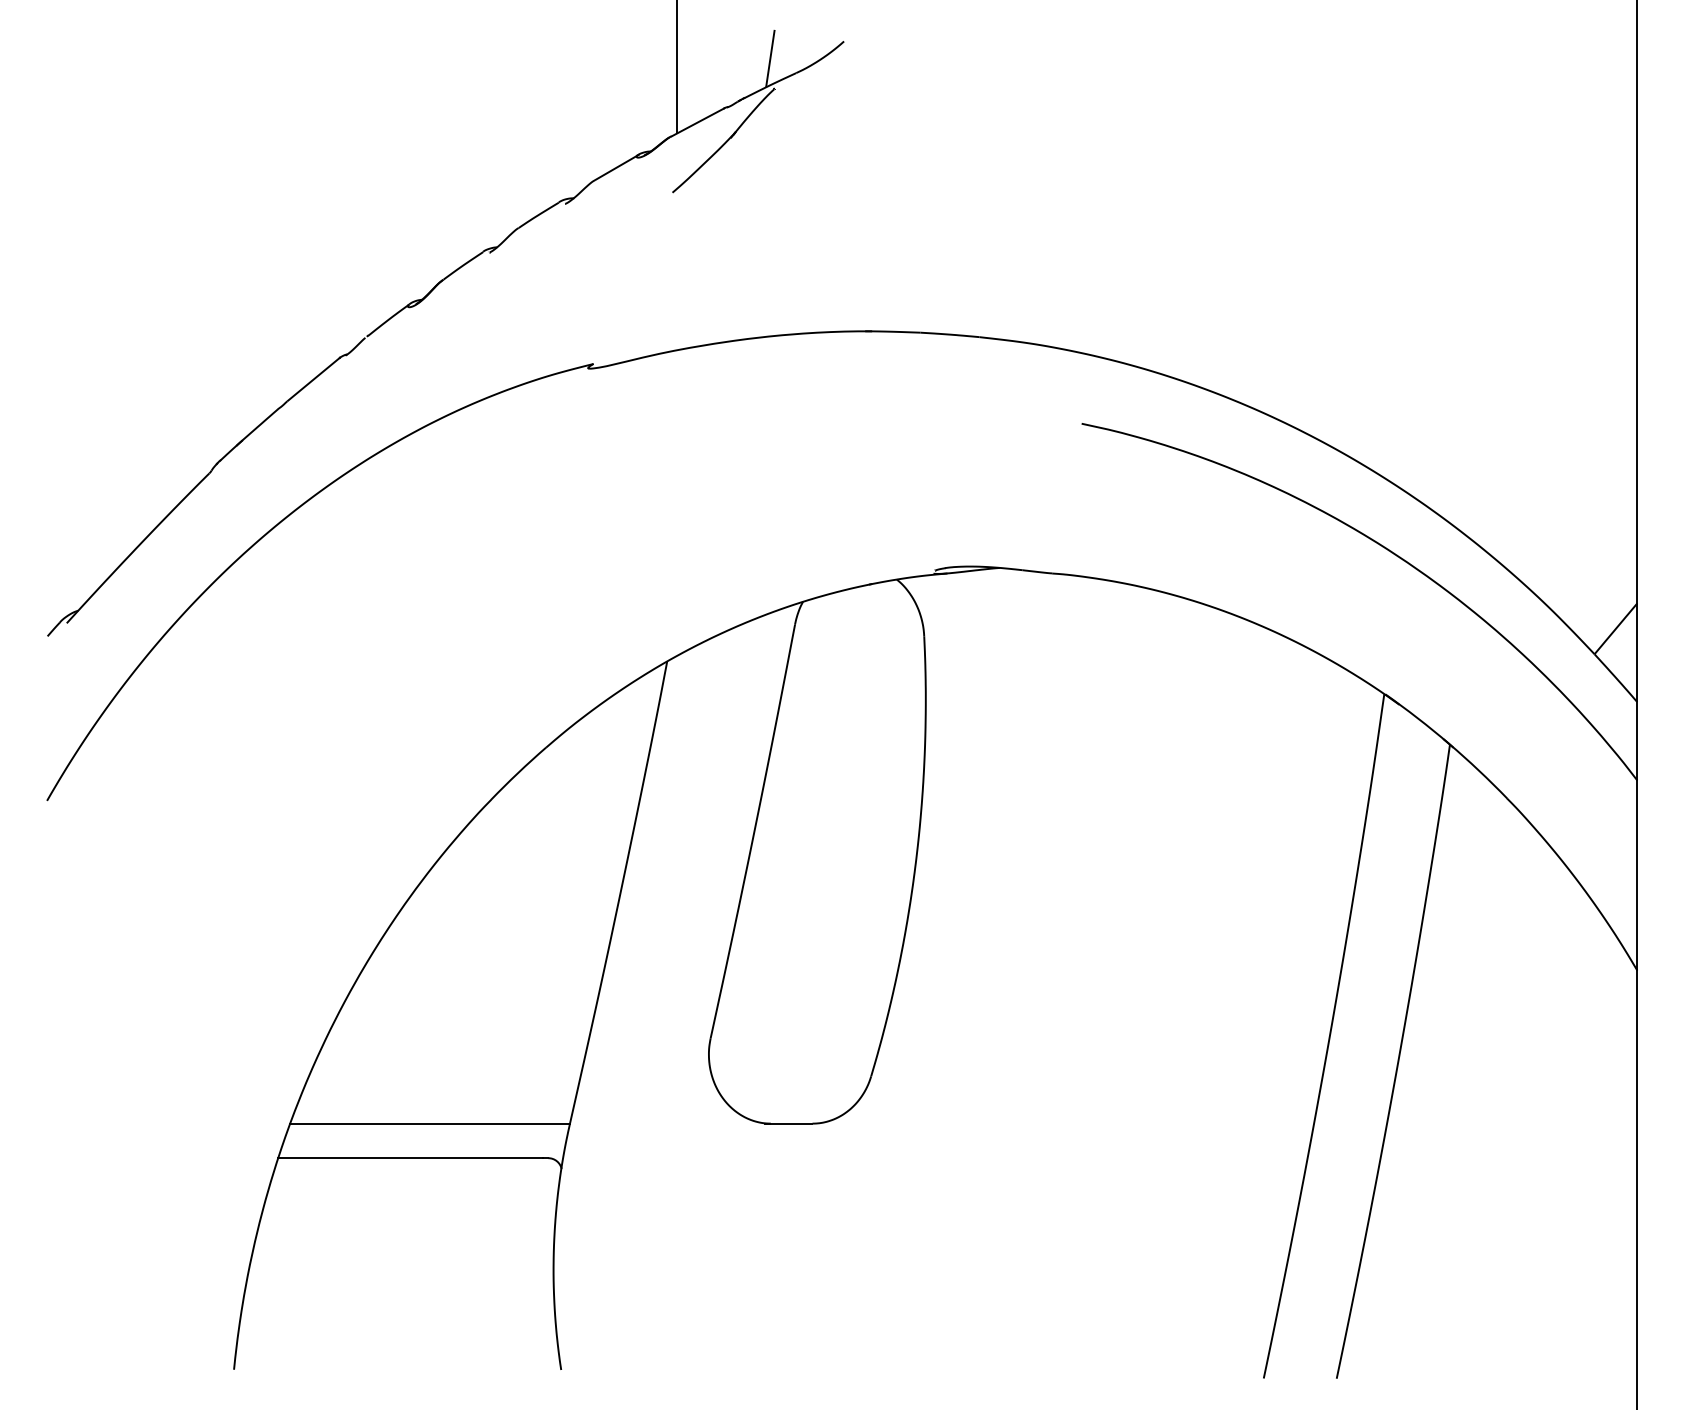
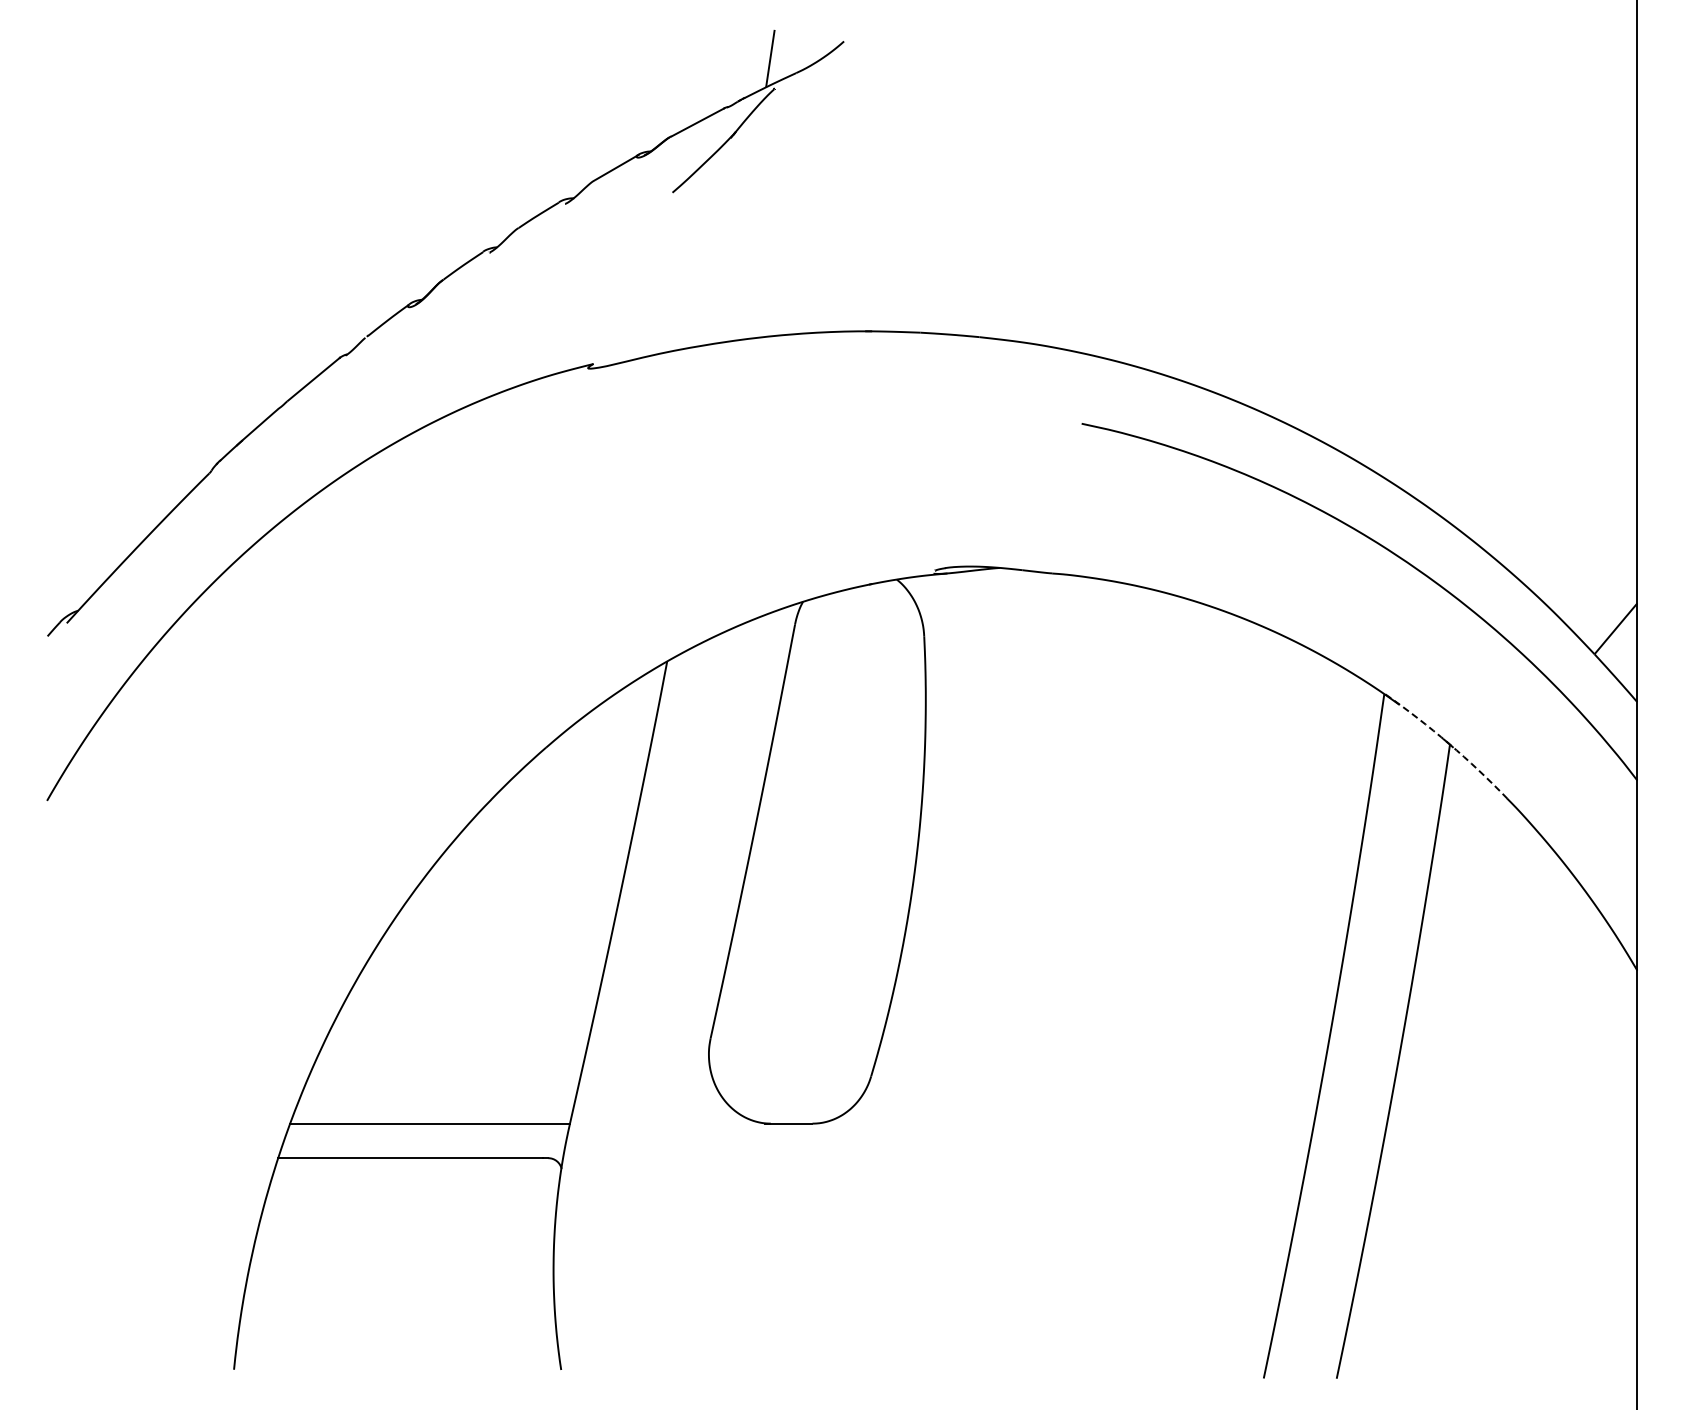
line: present -> none (677, 67)
arc: solid -> dashed (1448, 743)
